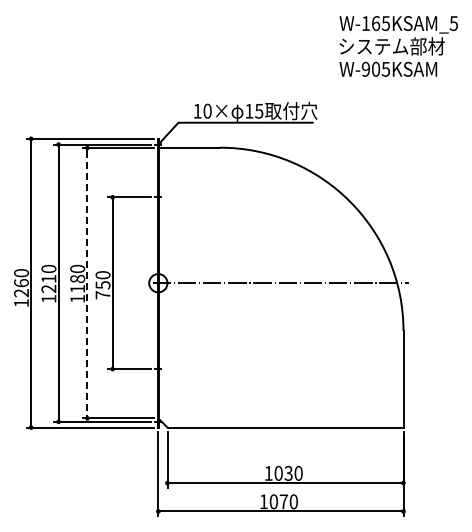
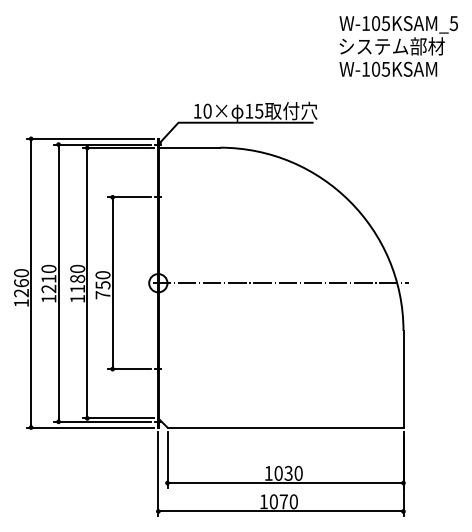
text: W-165KSAM_5 -> W-105KSAM_5 (376, 23)
text: W-905KSAM -> W-105KSAM (365, 68)
line: dashed -> solid (87, 283)
